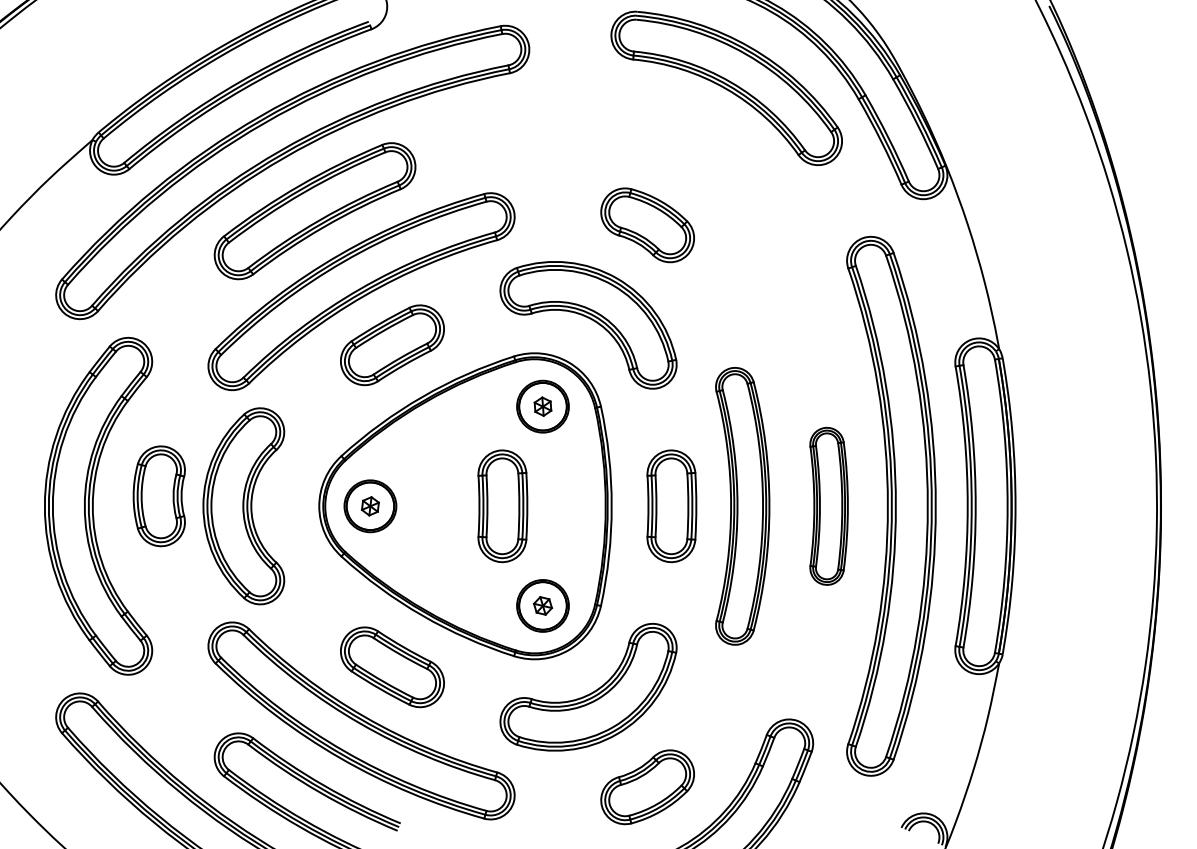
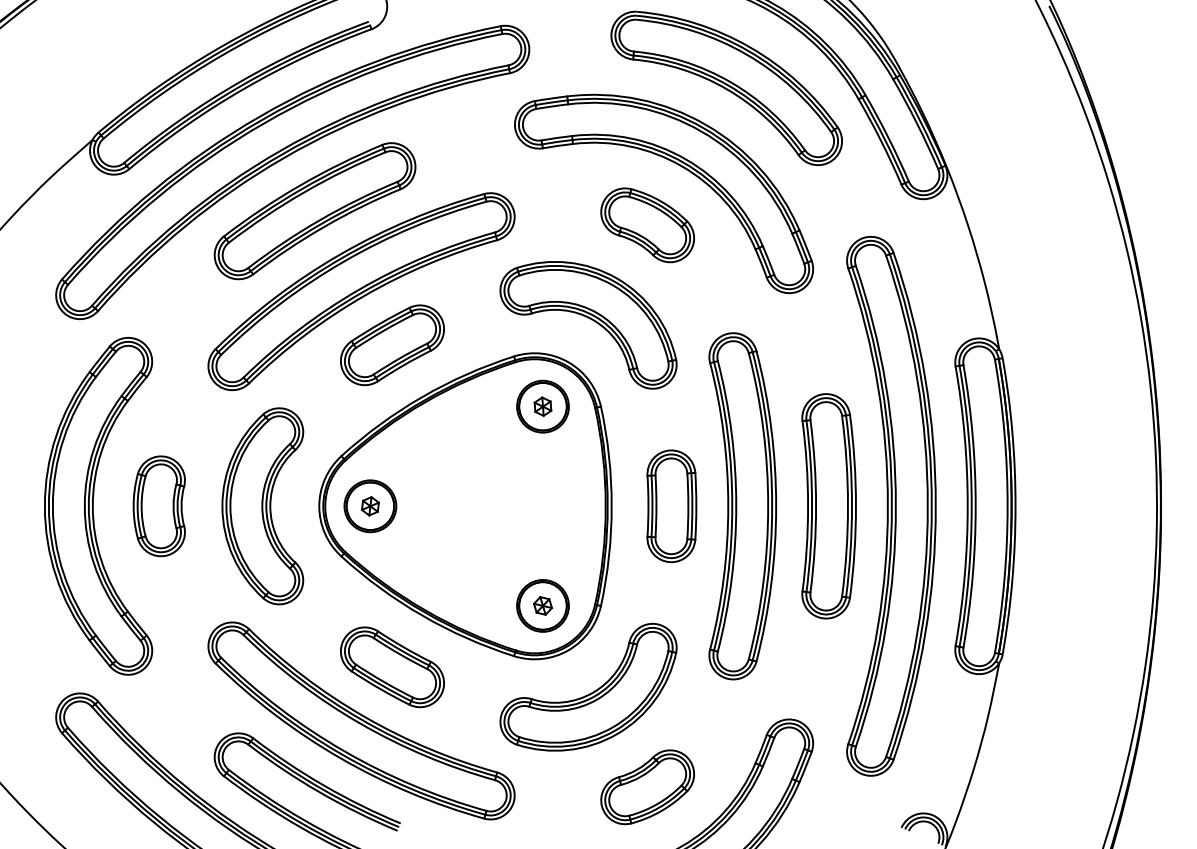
part: none -> present (679, 166)
part position: (158, 496) -> (158, 506) (158, 506)
part size: 40x160 px -> 56x227 px (828, 506)
part position: (243, 506) -> (262, 506) (262, 506)
part: present -> none (502, 506)
part size: 56x279 px -> 69x349 px (742, 506)
